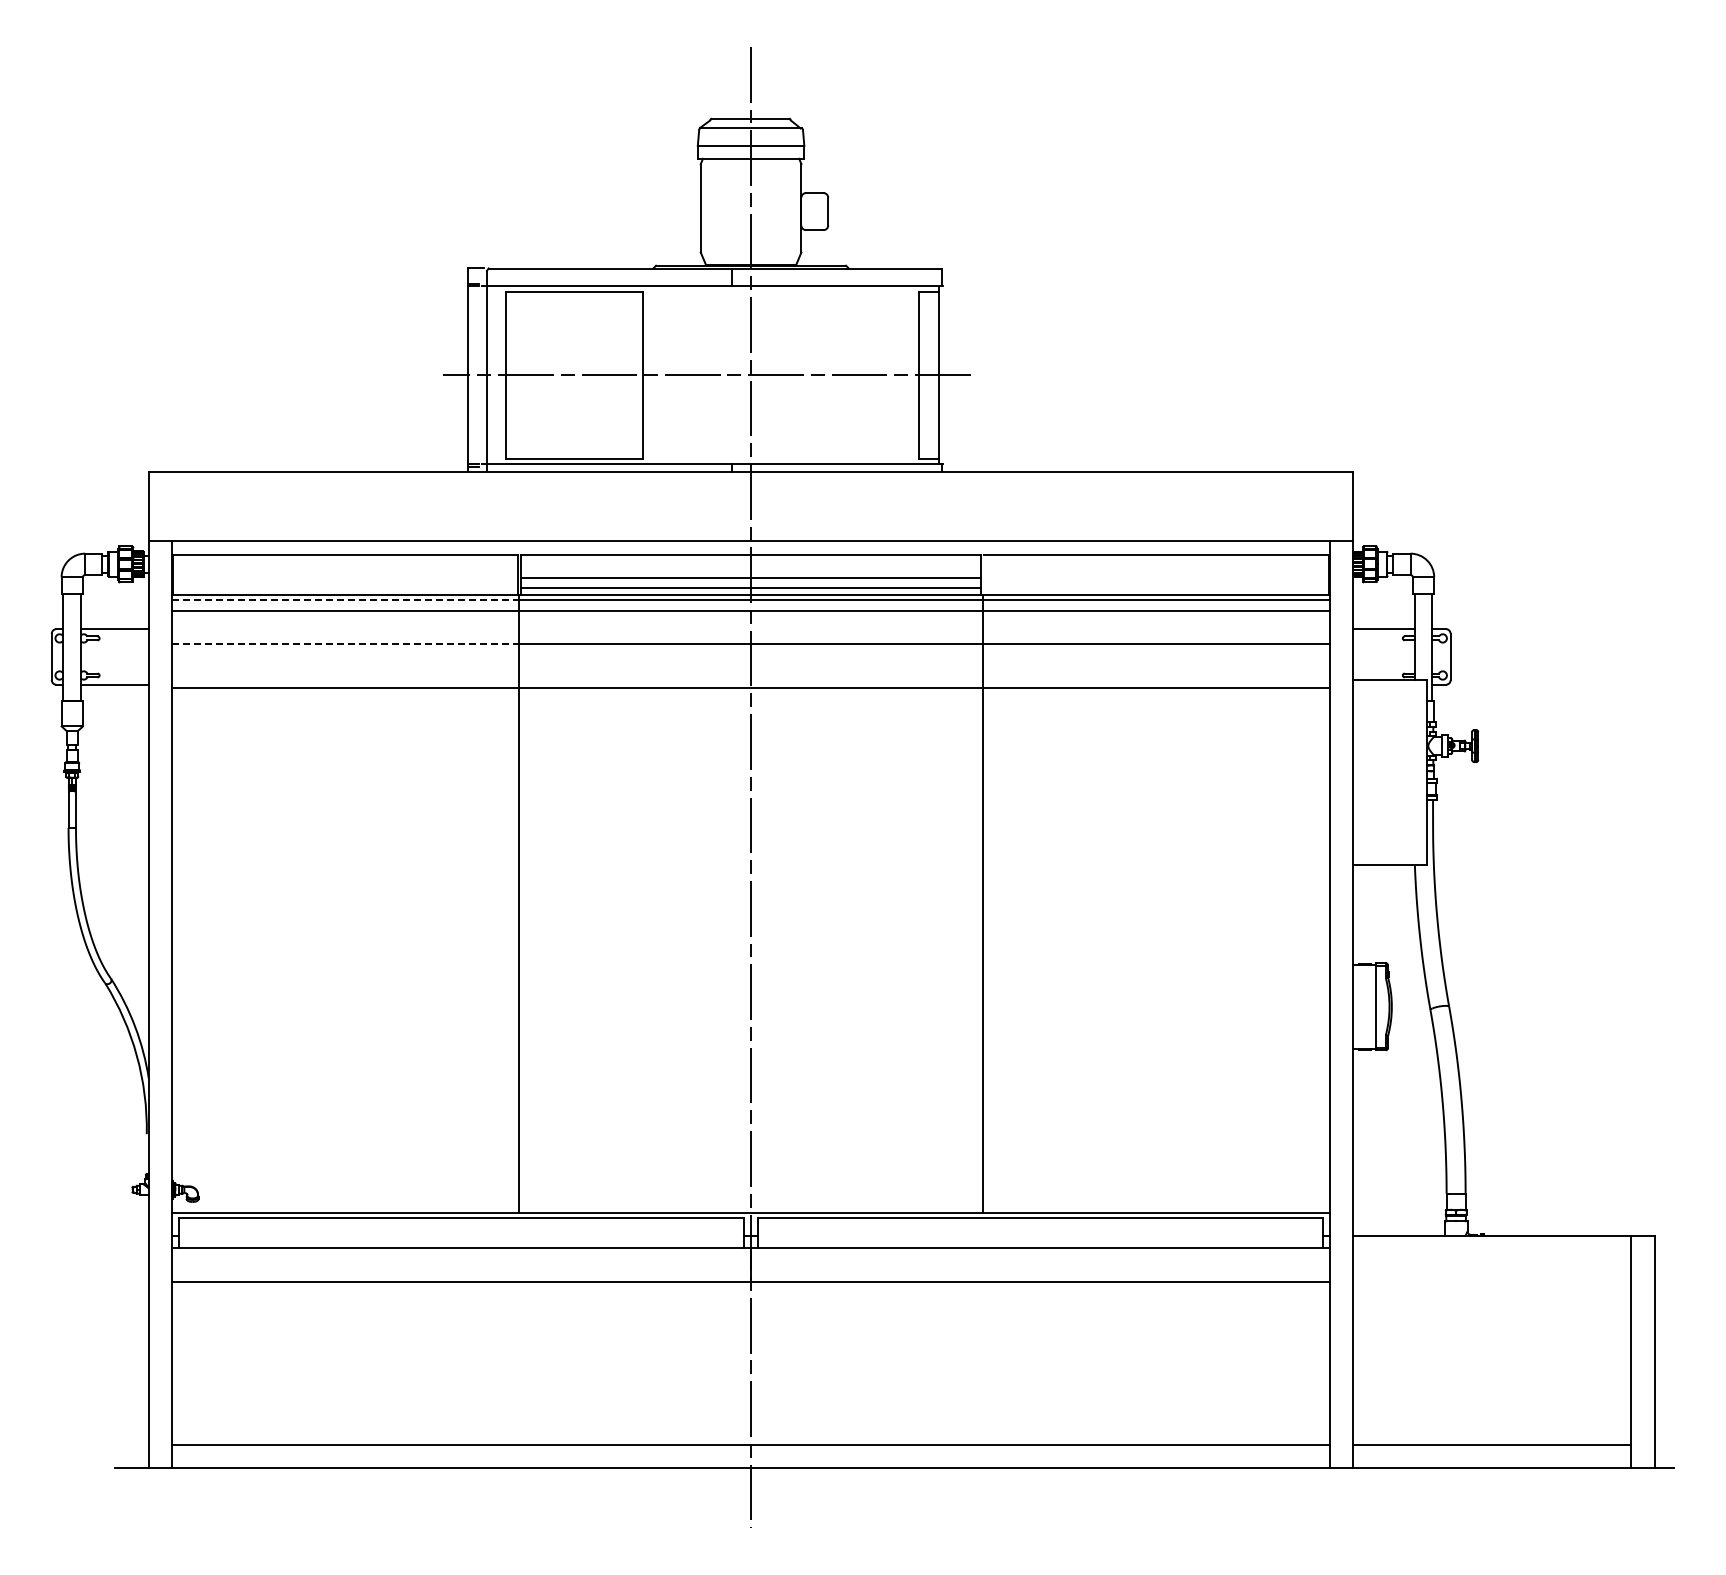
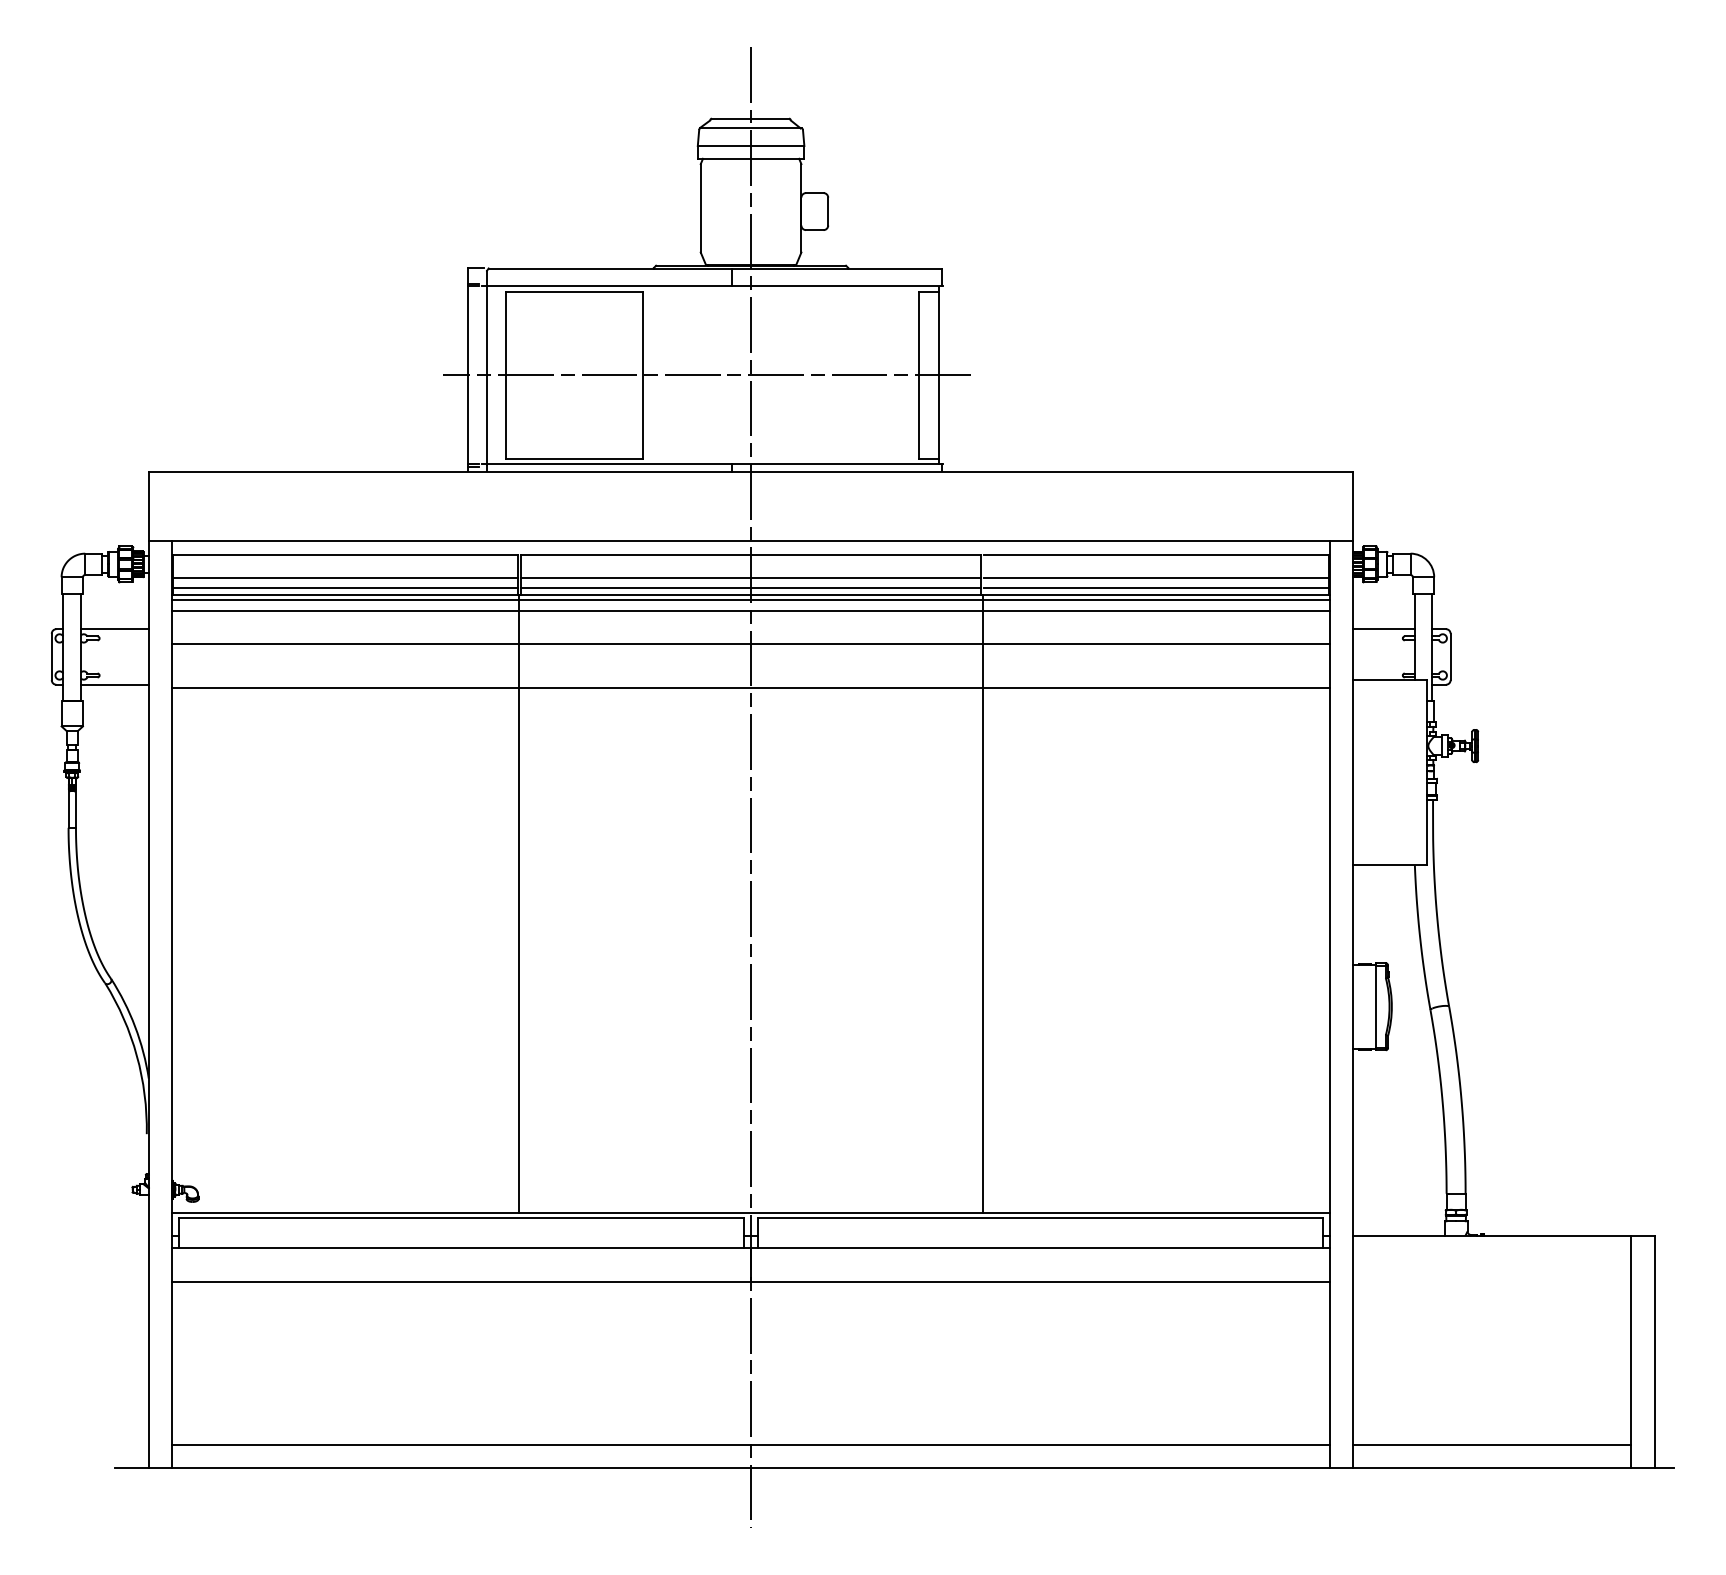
line: none -> present (345, 578)
line: none -> present (1156, 578)
line: none -> present (345, 587)
line: none -> present (1156, 587)
line: dashed -> solid (345, 599)
line: dashed -> solid (345, 643)
